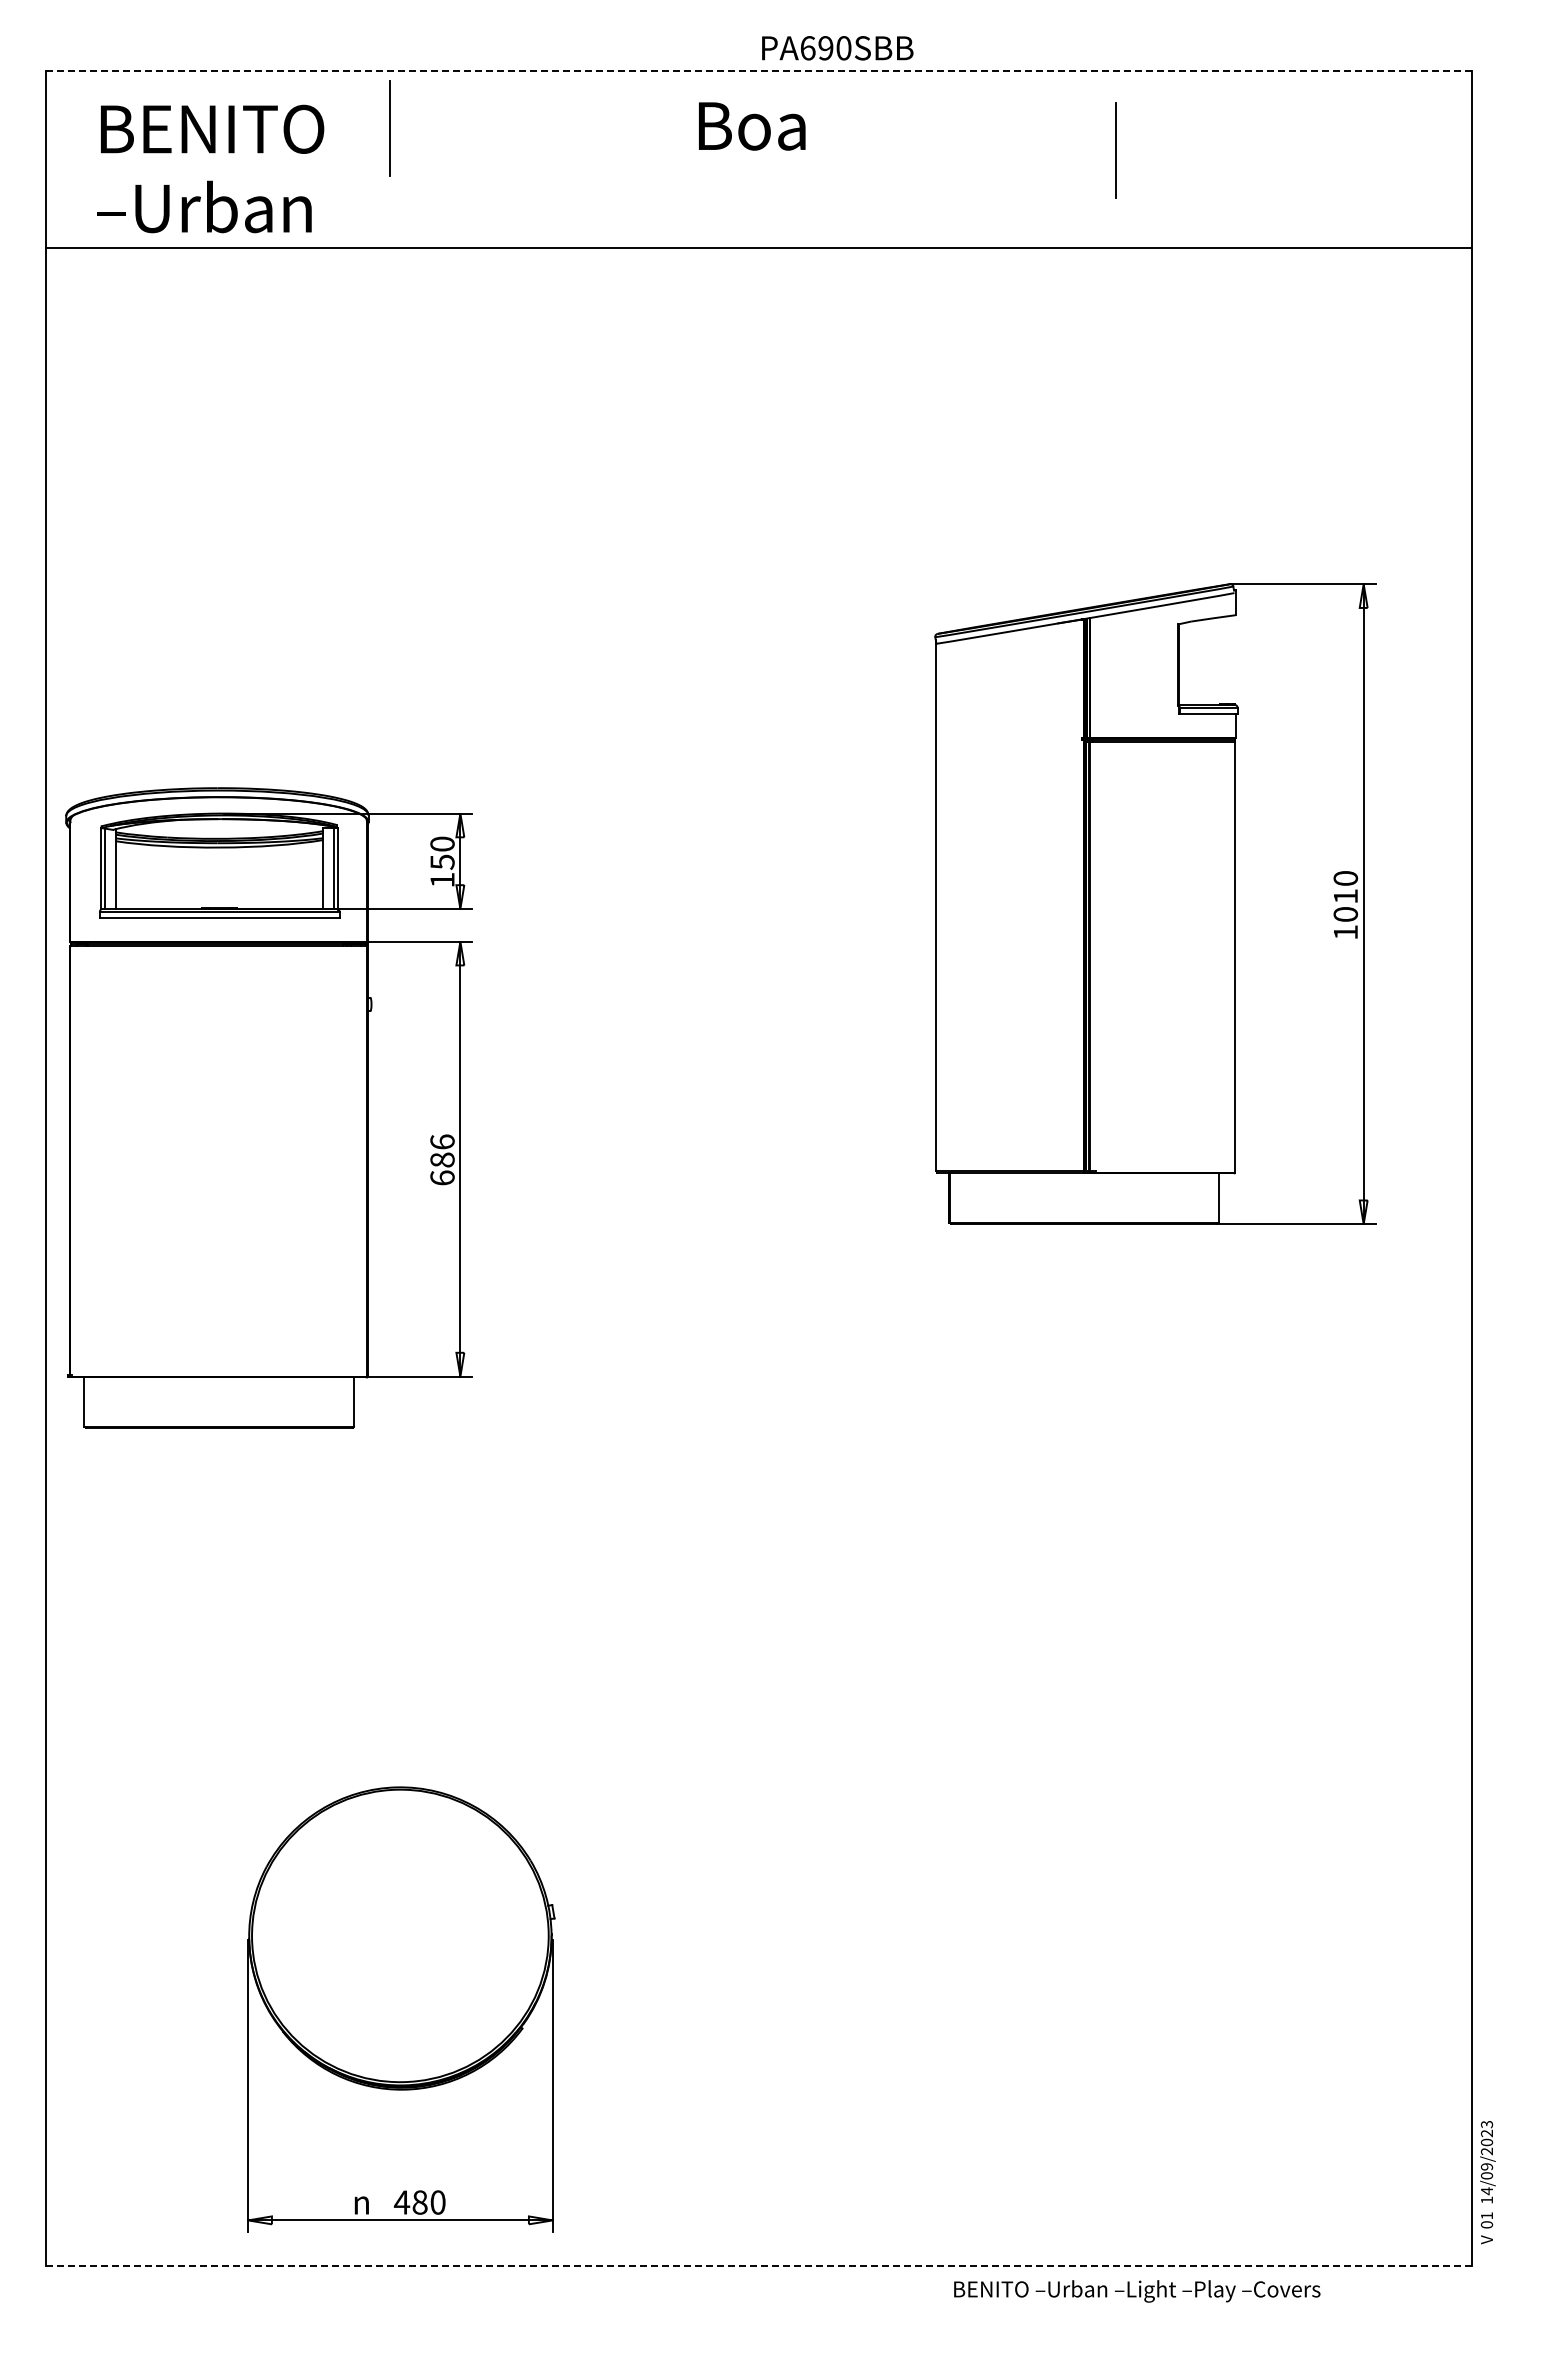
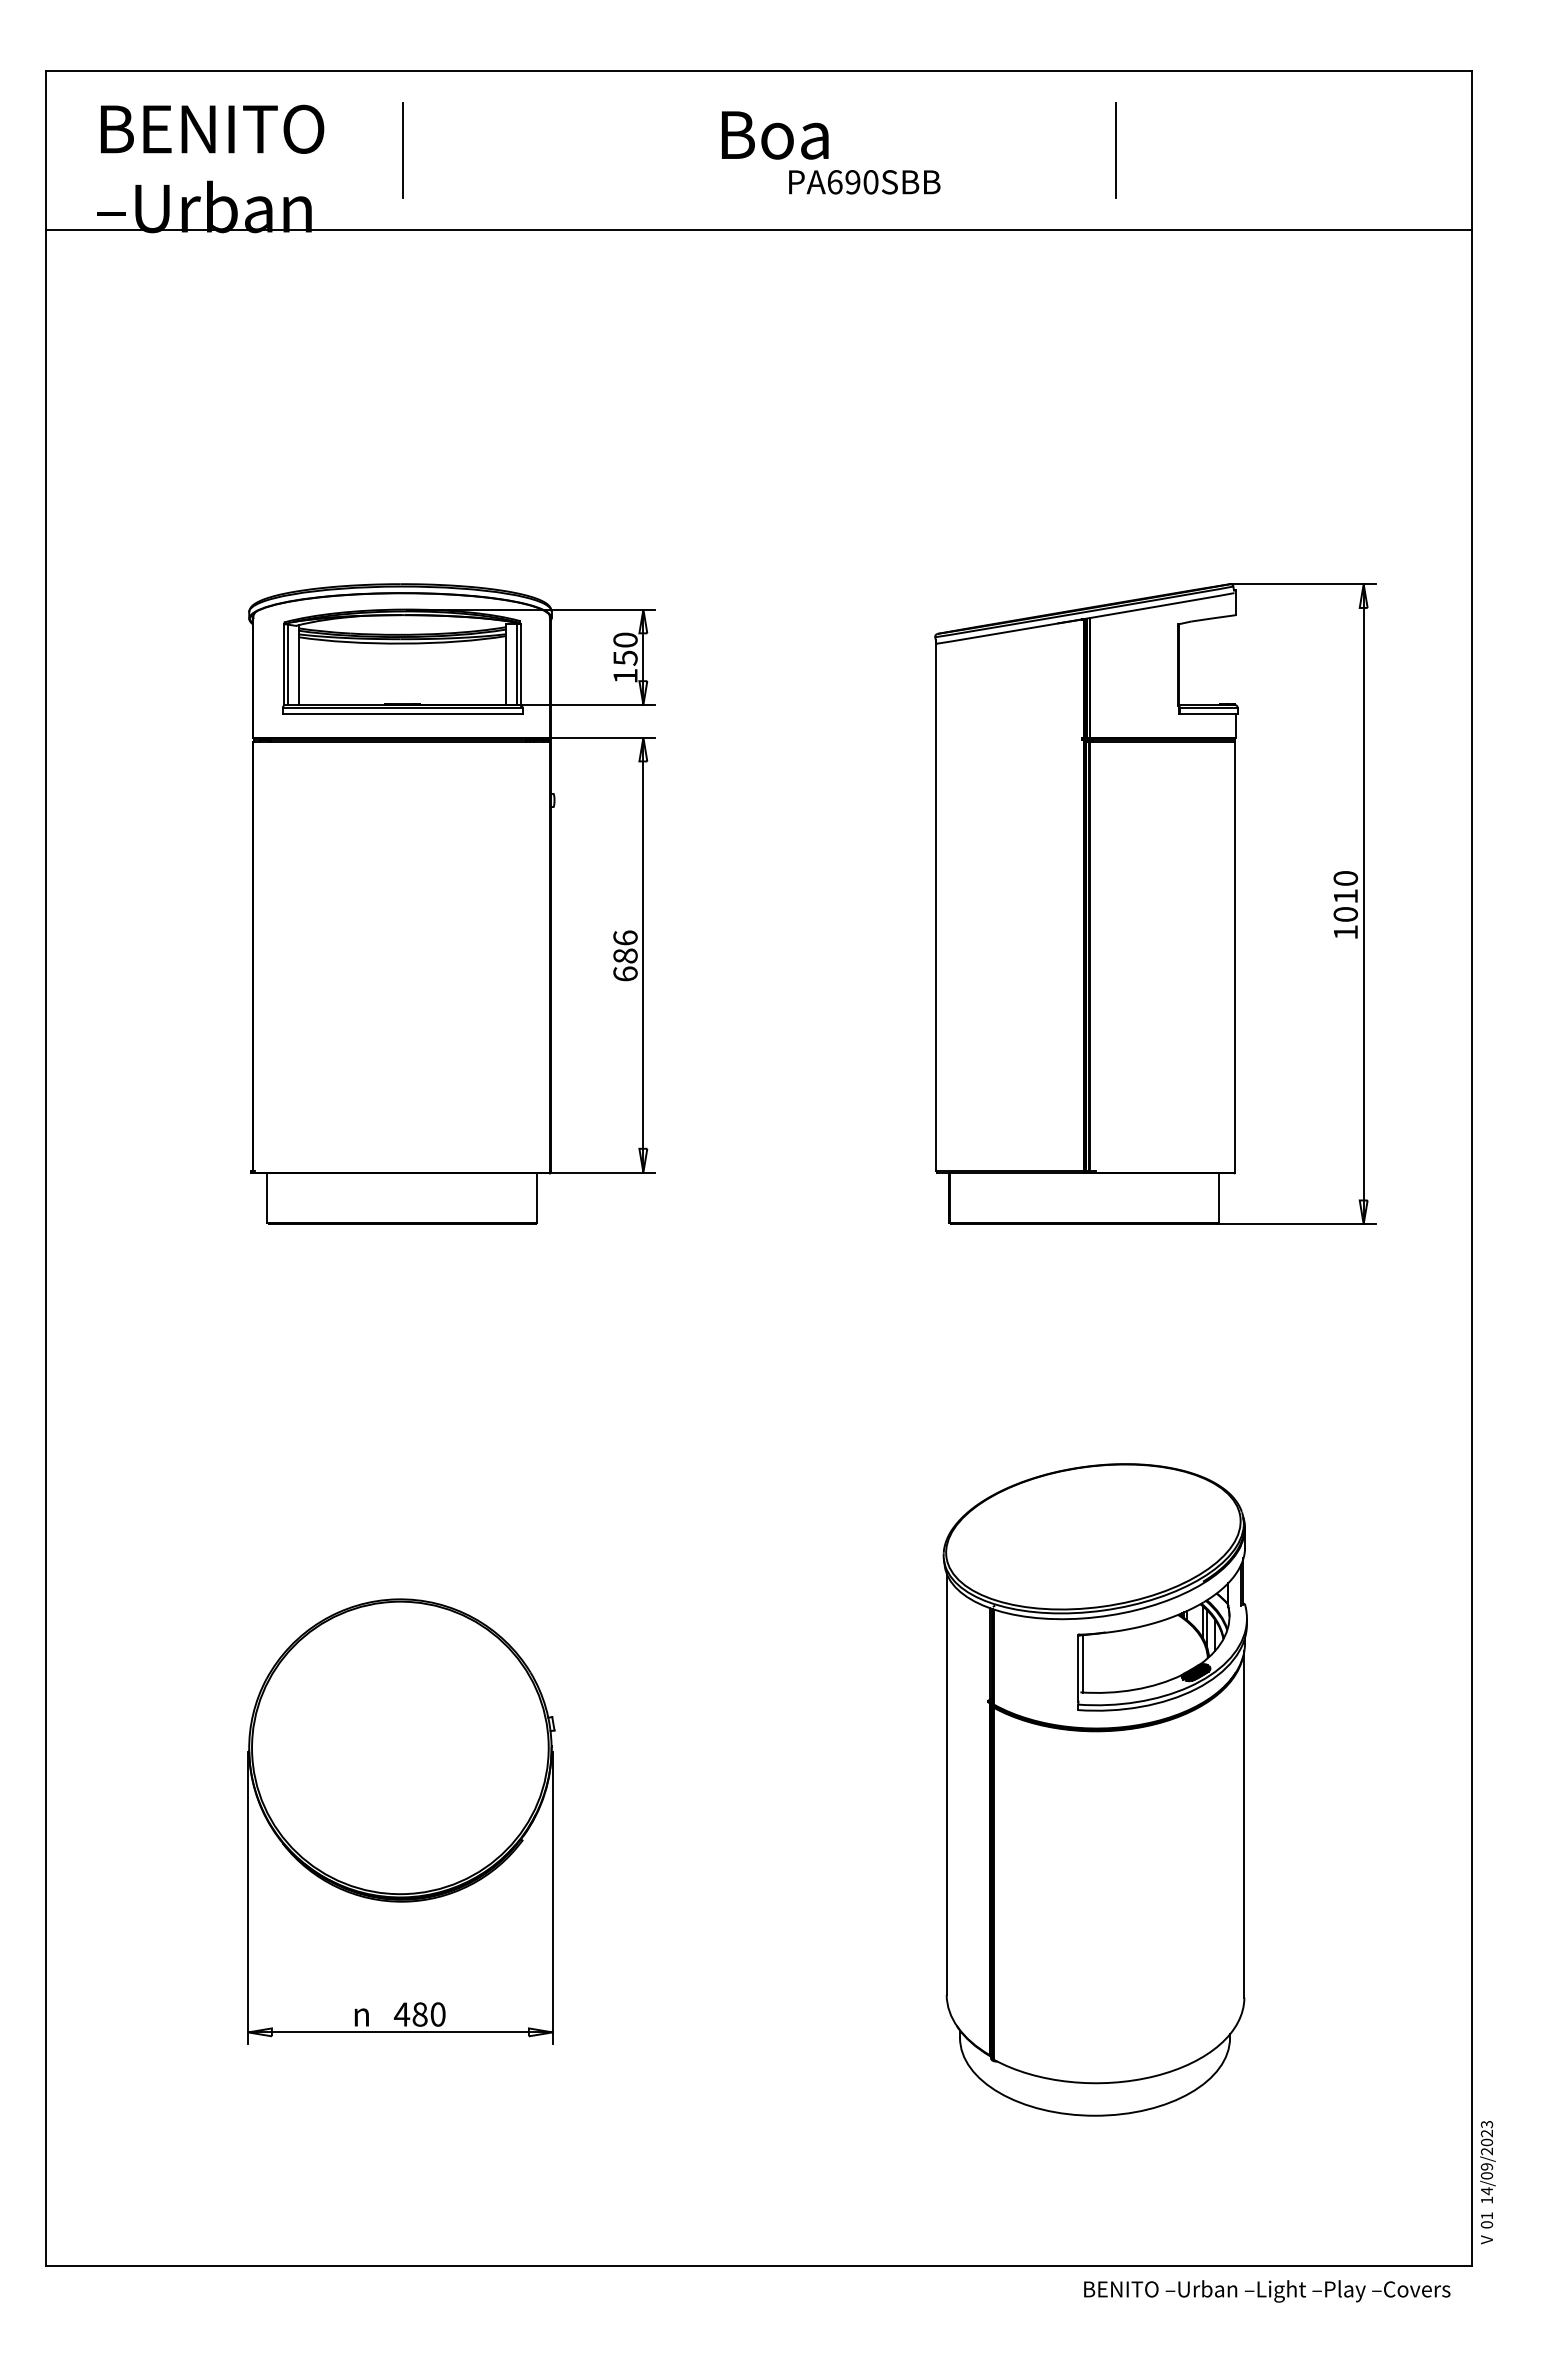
text position: (837, 48) -> (864, 182) (864, 182)
line: dashed -> solid (758, 71)
text position: (752, 126) -> (775, 135) (775, 135)
line position: (389, 128) -> (402, 150) (402, 150)
line position: (759, 247) -> (759, 229) (759, 229)
part position: (268, 1107) -> (451, 903) (451, 903)
part: none -> present (1094, 1789)
part position: (401, 2009) -> (401, 1821) (401, 1821)
line: dashed -> solid (758, 2265)
text position: (1137, 2291) -> (1267, 2291) (1267, 2291)
